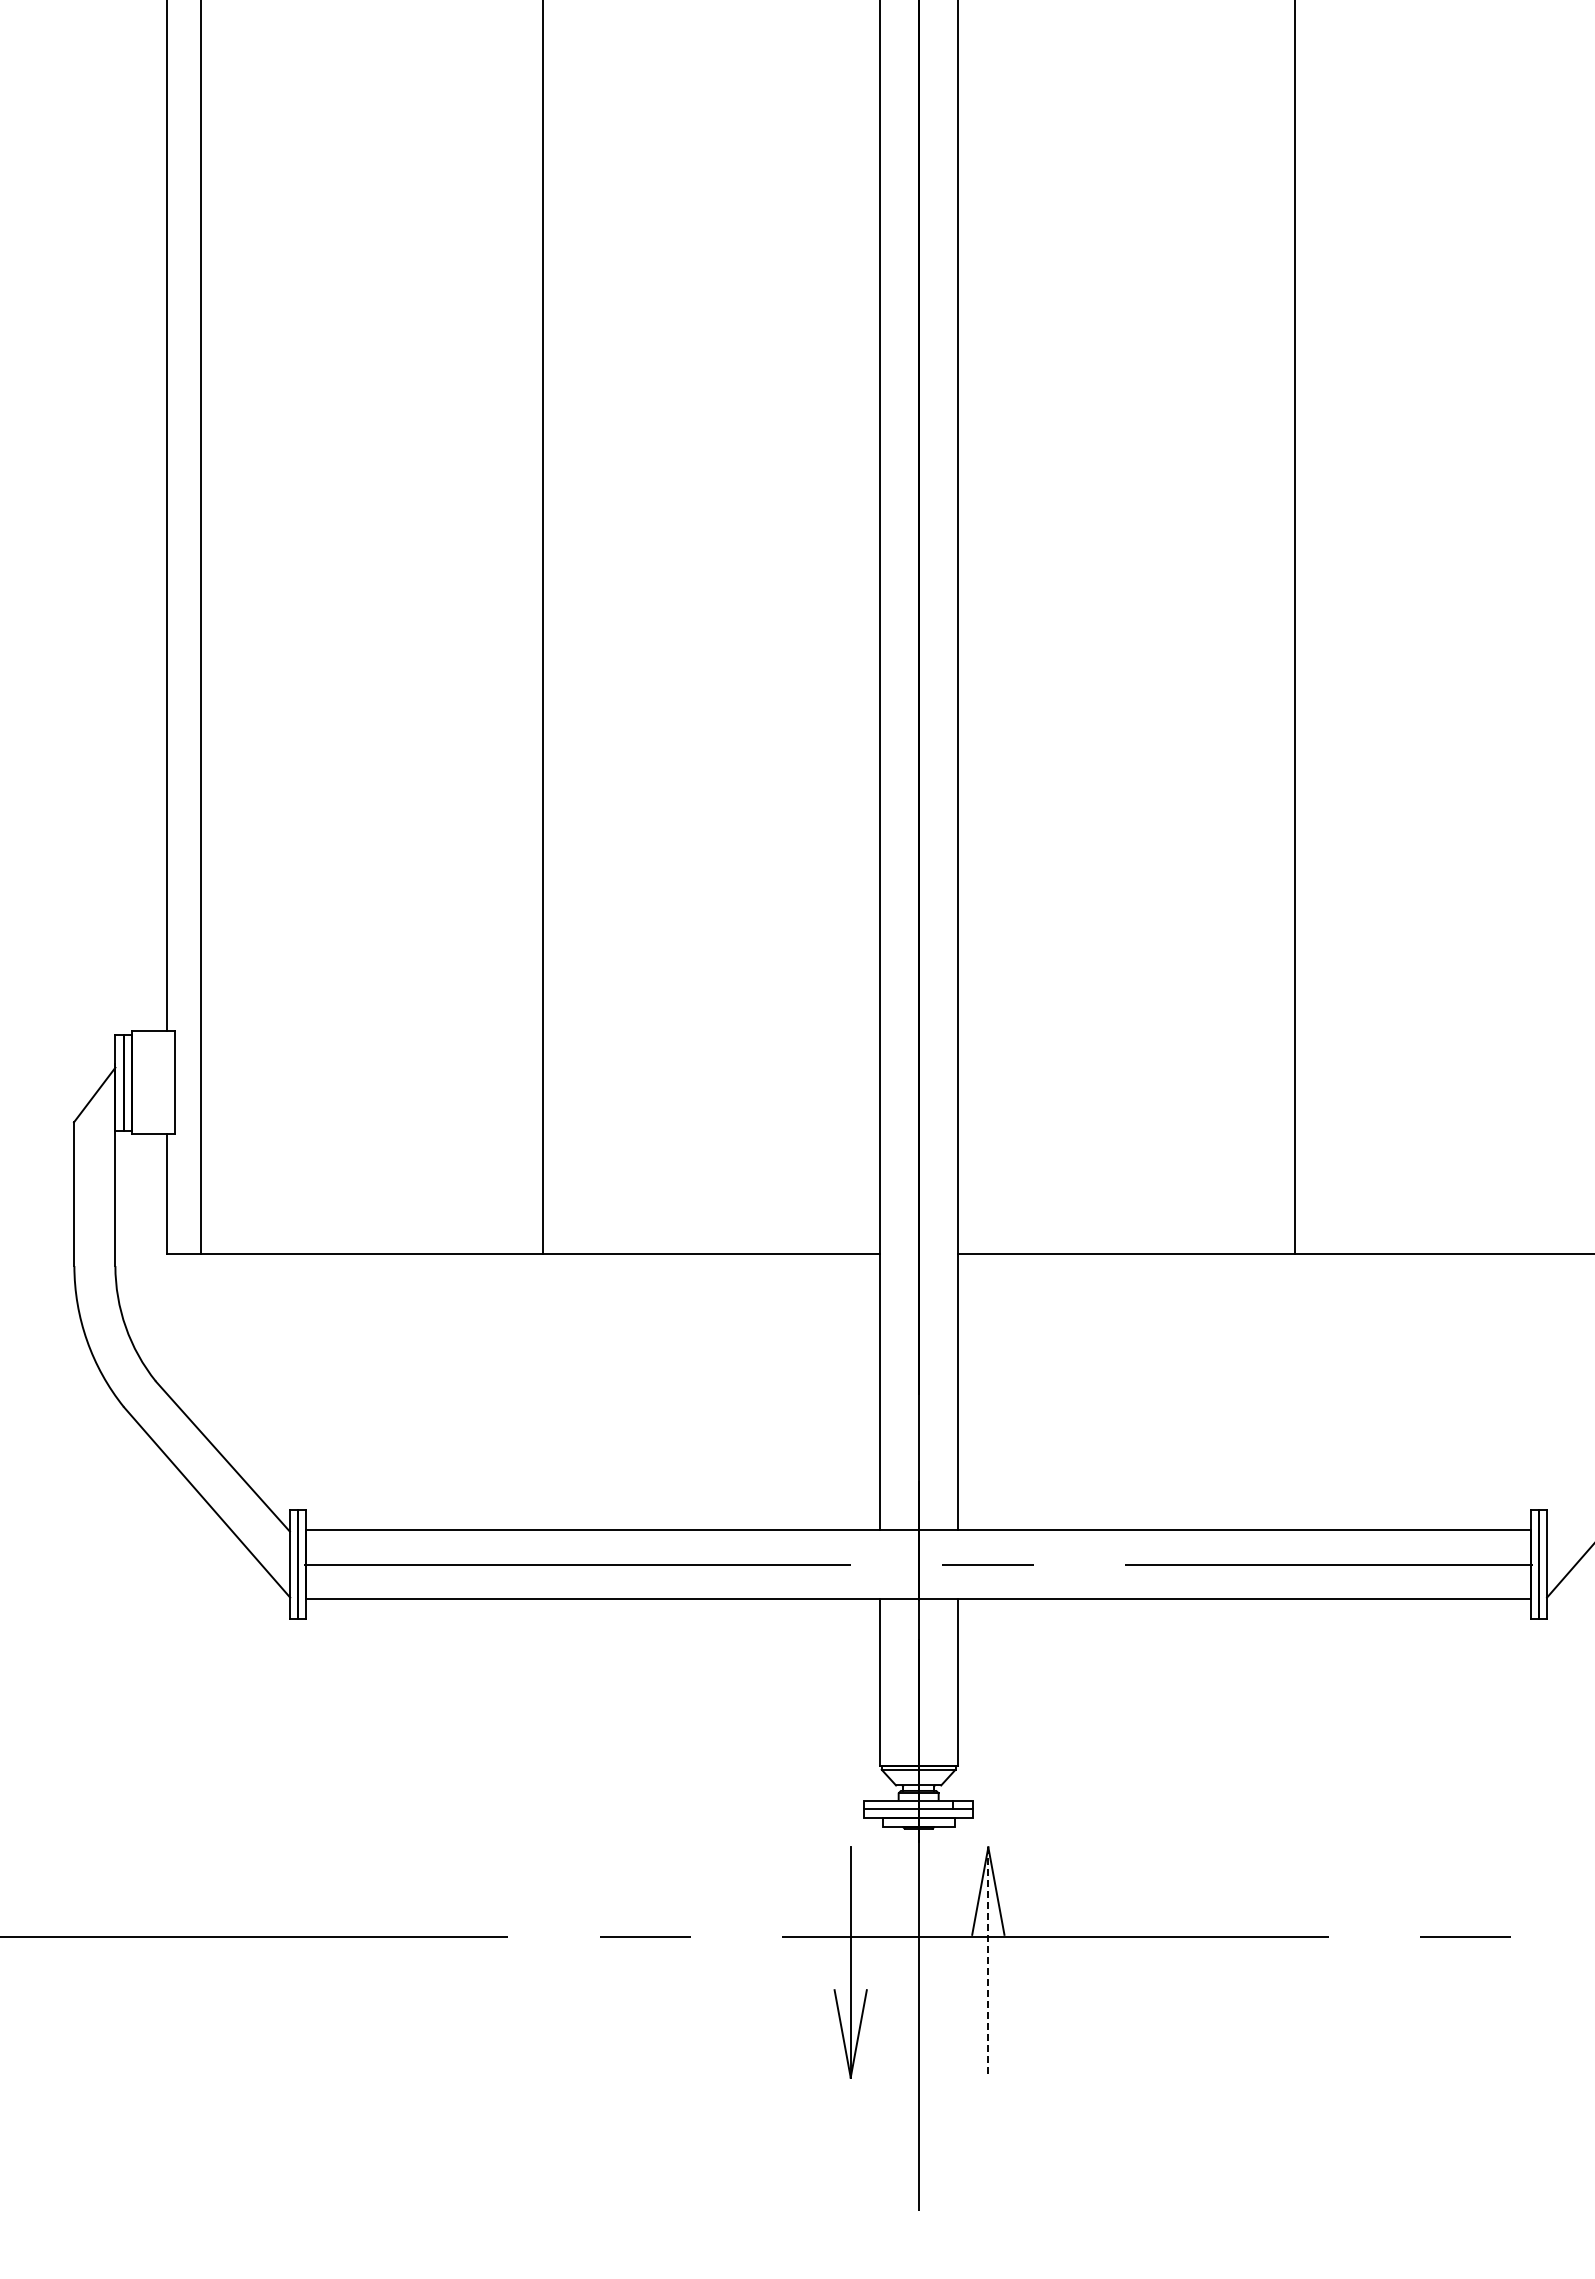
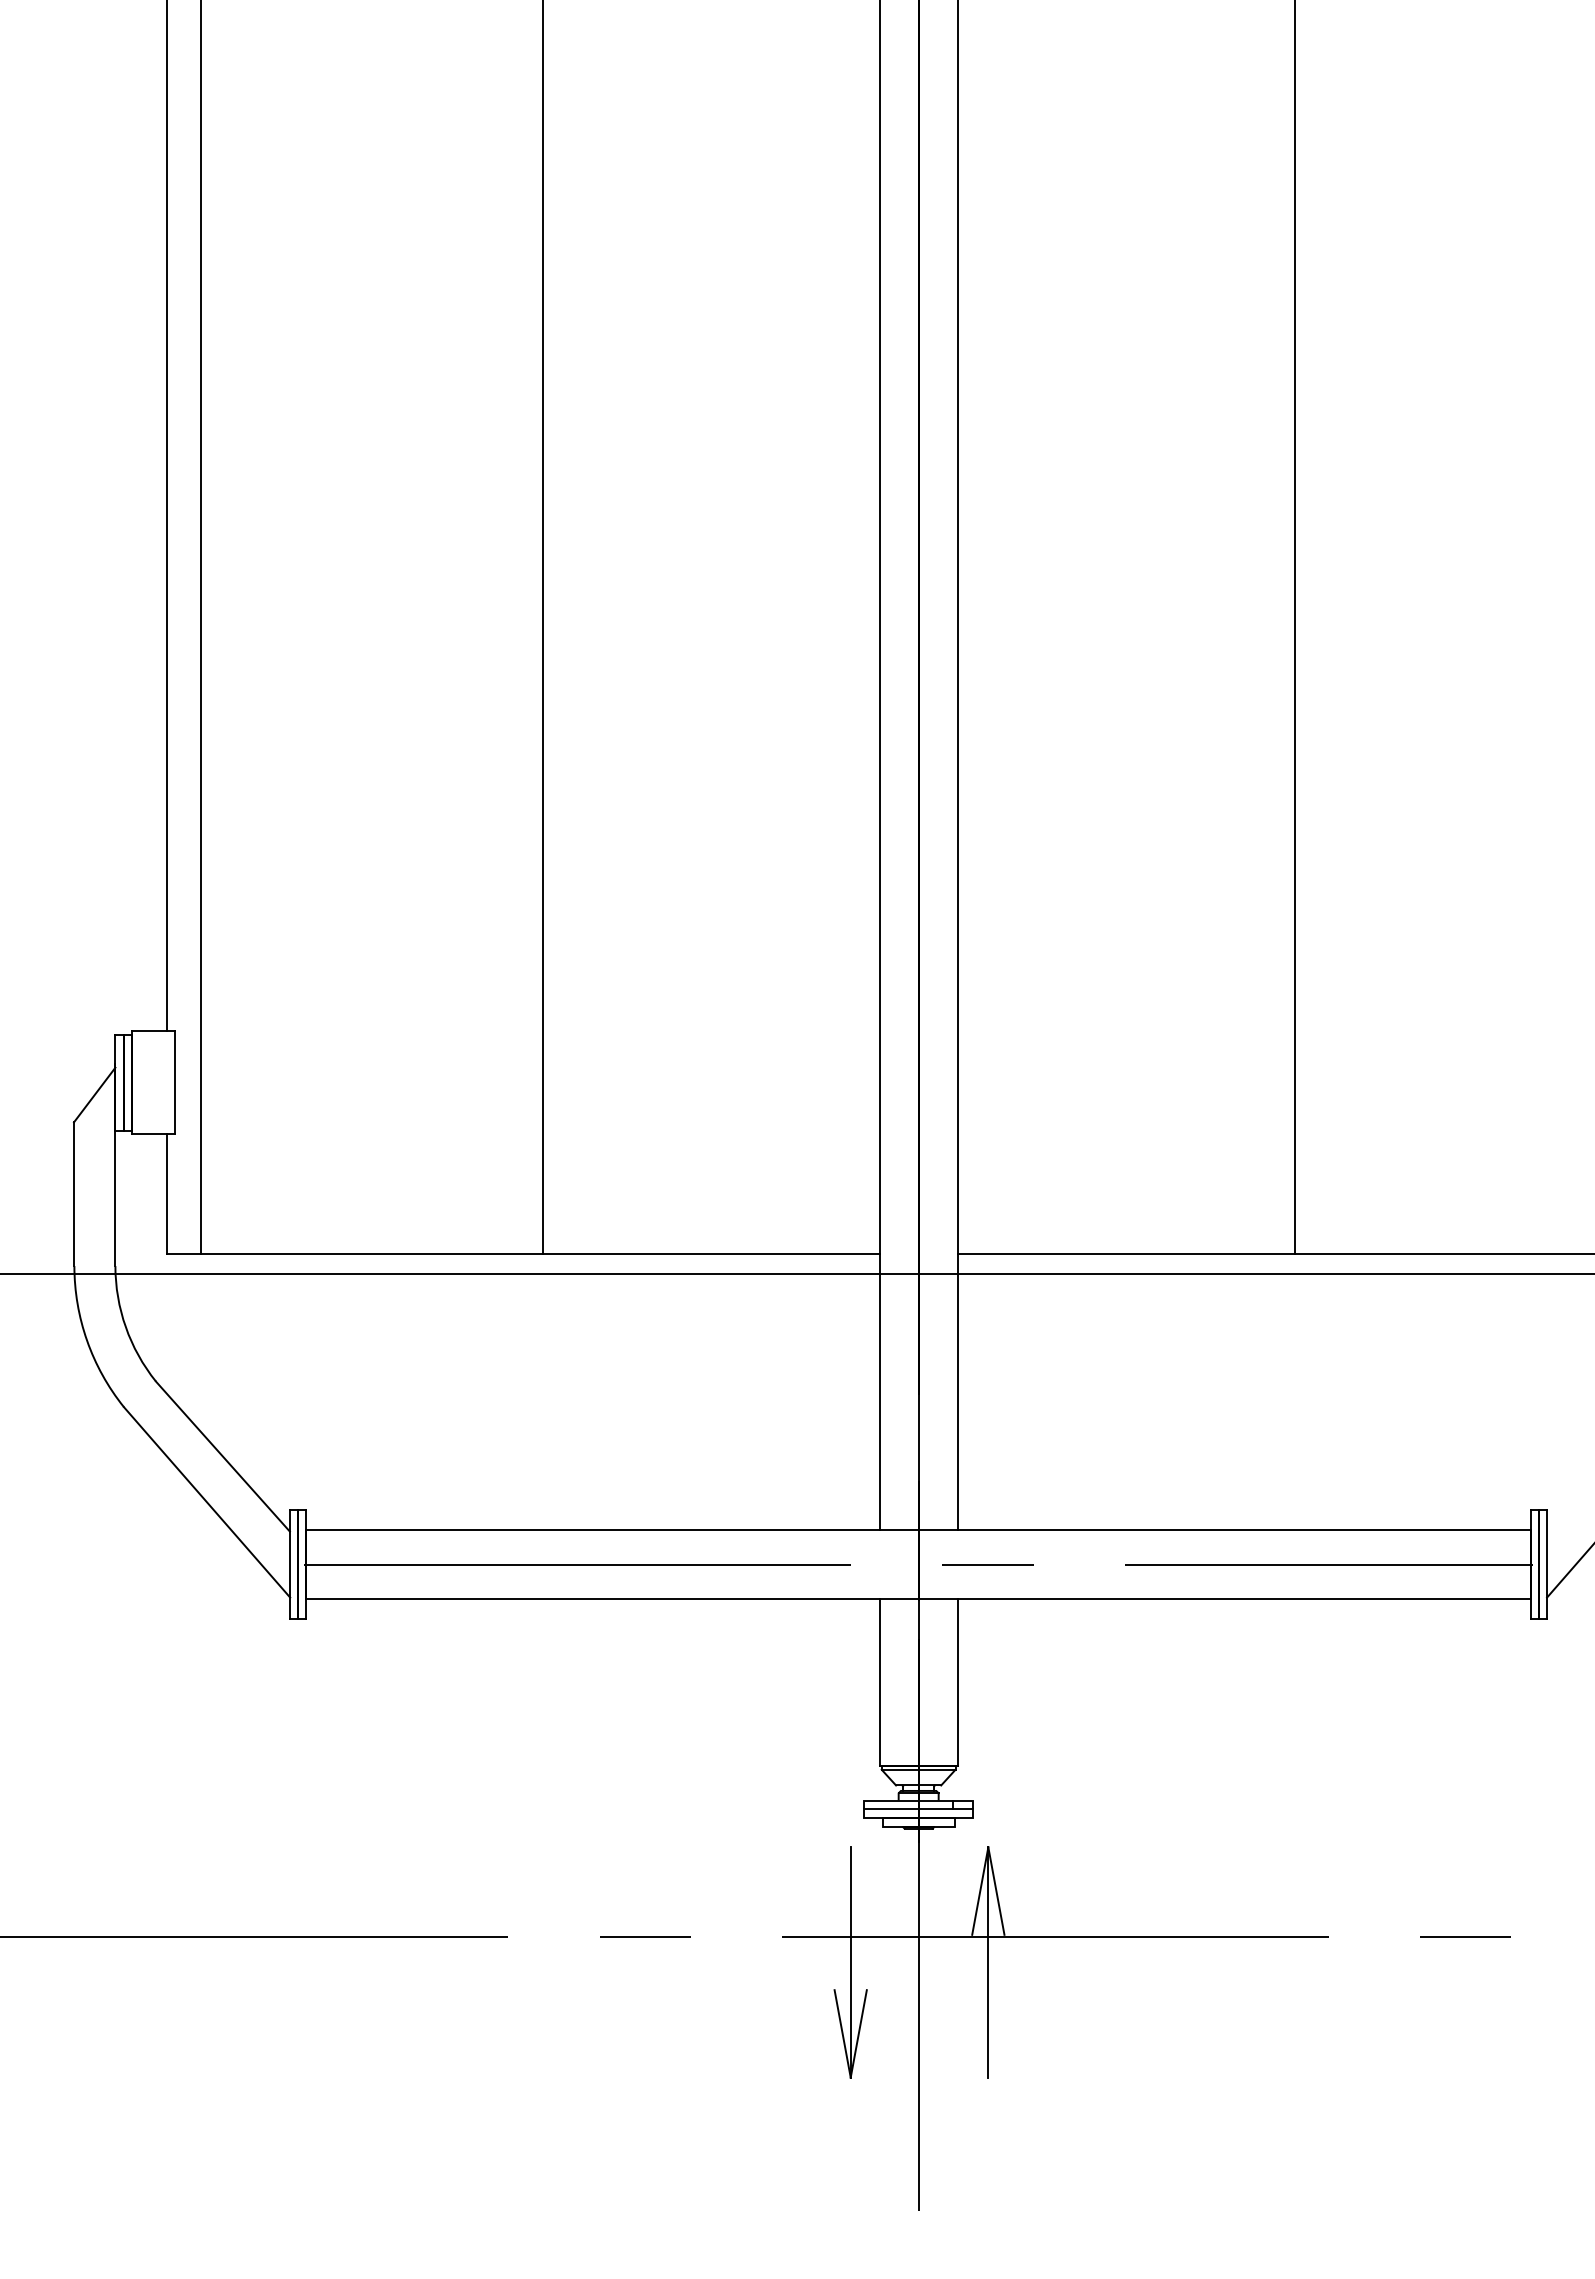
line: none -> present (796, 1274)
line: dashed -> solid (988, 1962)
